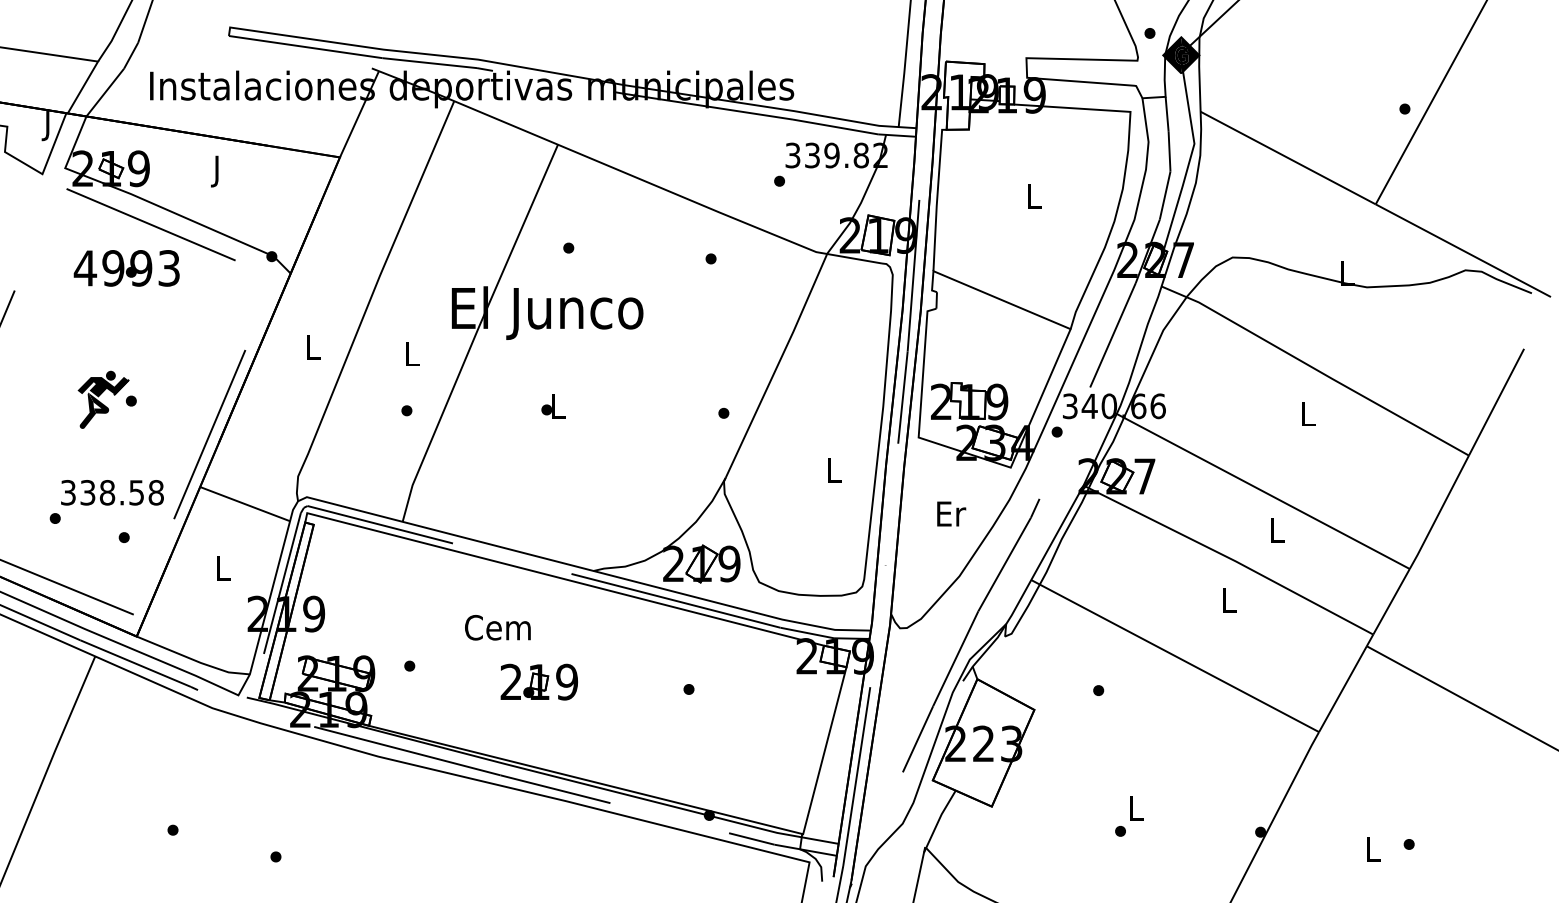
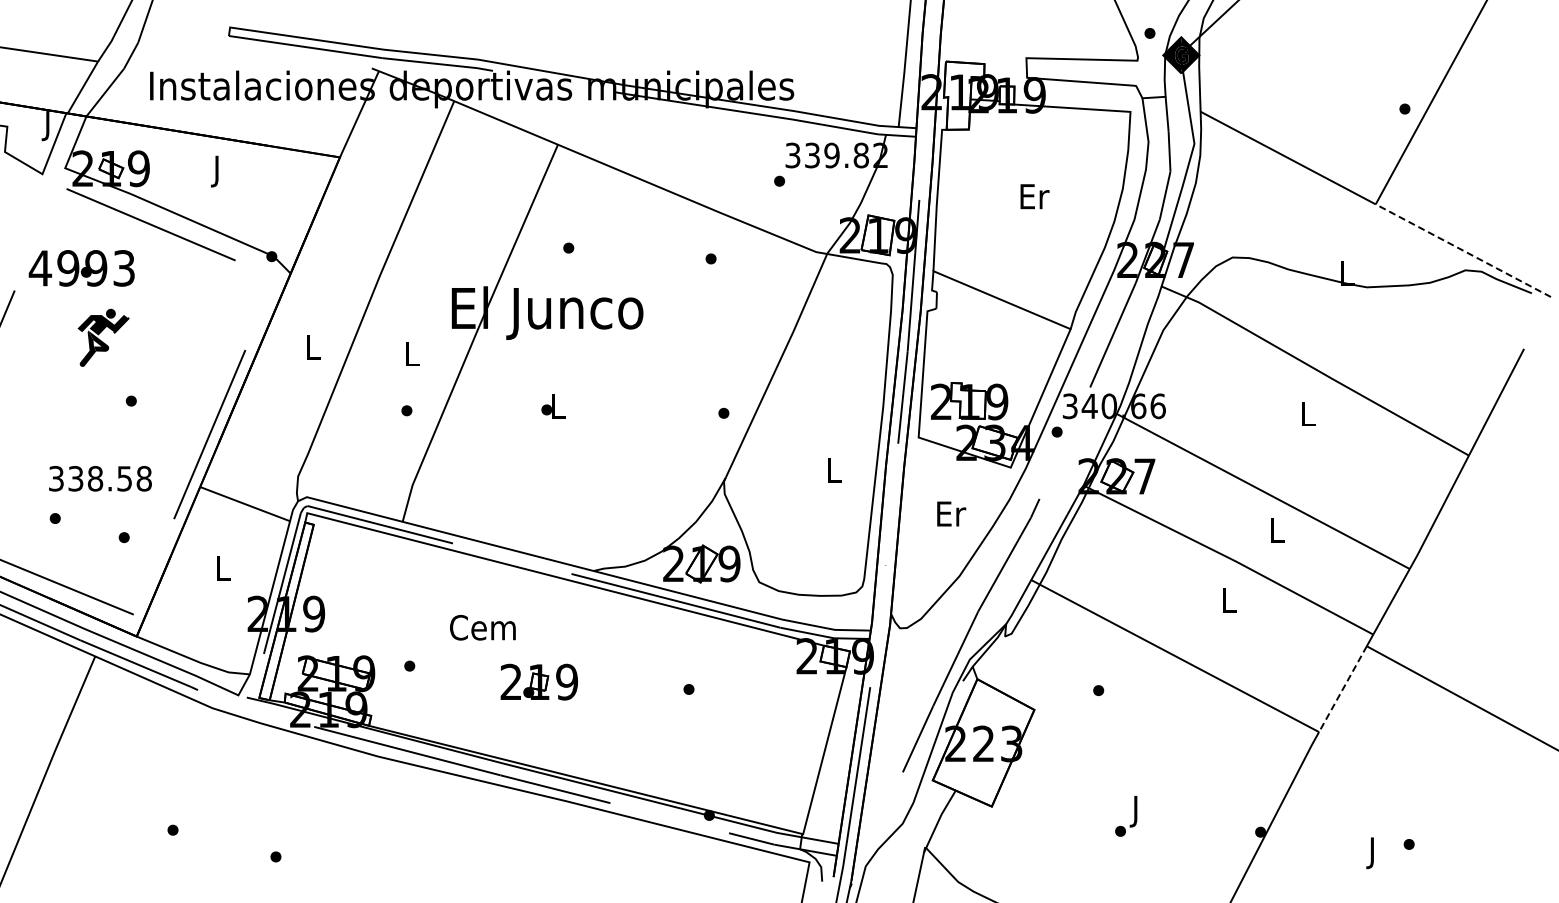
text: L -> Er (1034, 196)
line: solid -> dashed (1462, 250)
text position: (126, 268) -> (81, 268) (81, 268)
part position: (103, 399) -> (103, 337) (103, 337)
text position: (112, 492) -> (100, 478) (100, 478)
text position: (497, 627) -> (482, 627) (482, 627)
line: solid -> dashed (1342, 689)
text: L -> J (1136, 811)
text: L -> J (1373, 853)
